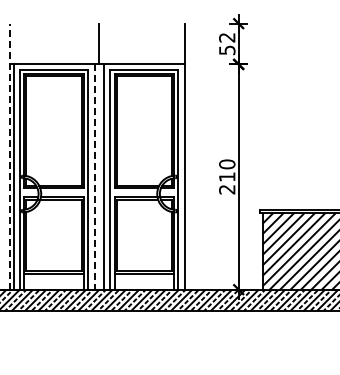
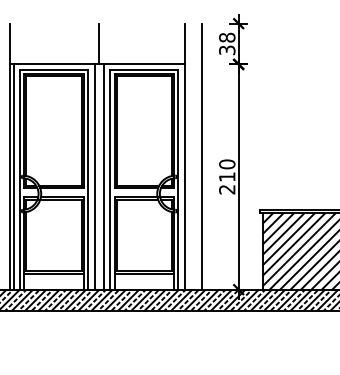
text: 52 -> 38 (227, 43)
line: dashed -> solid (9, 156)
line: none -> present (201, 156)
line: dashed -> solid (94, 177)
